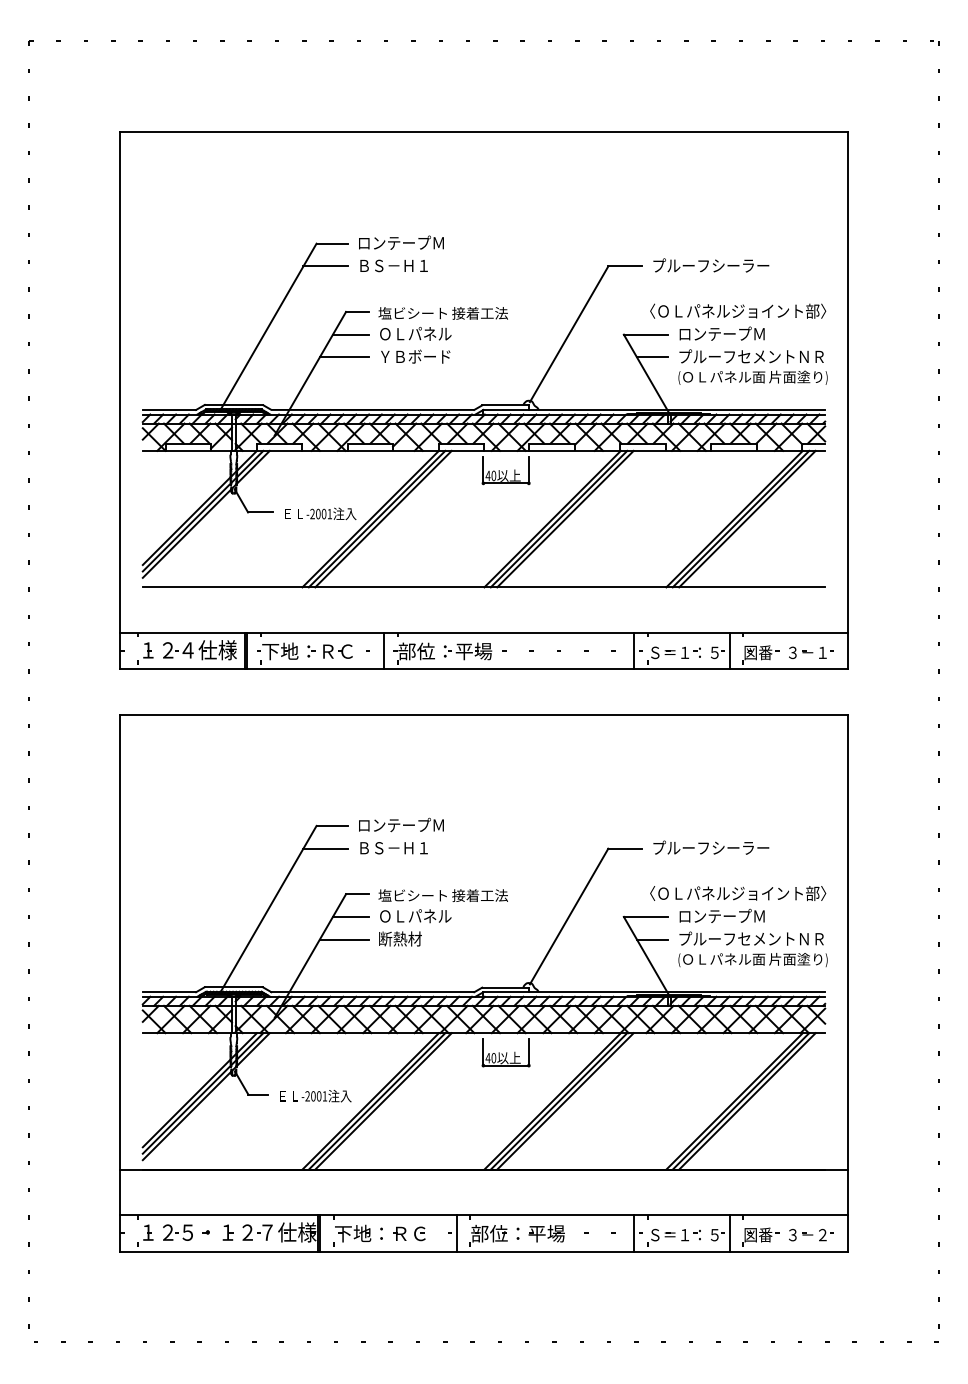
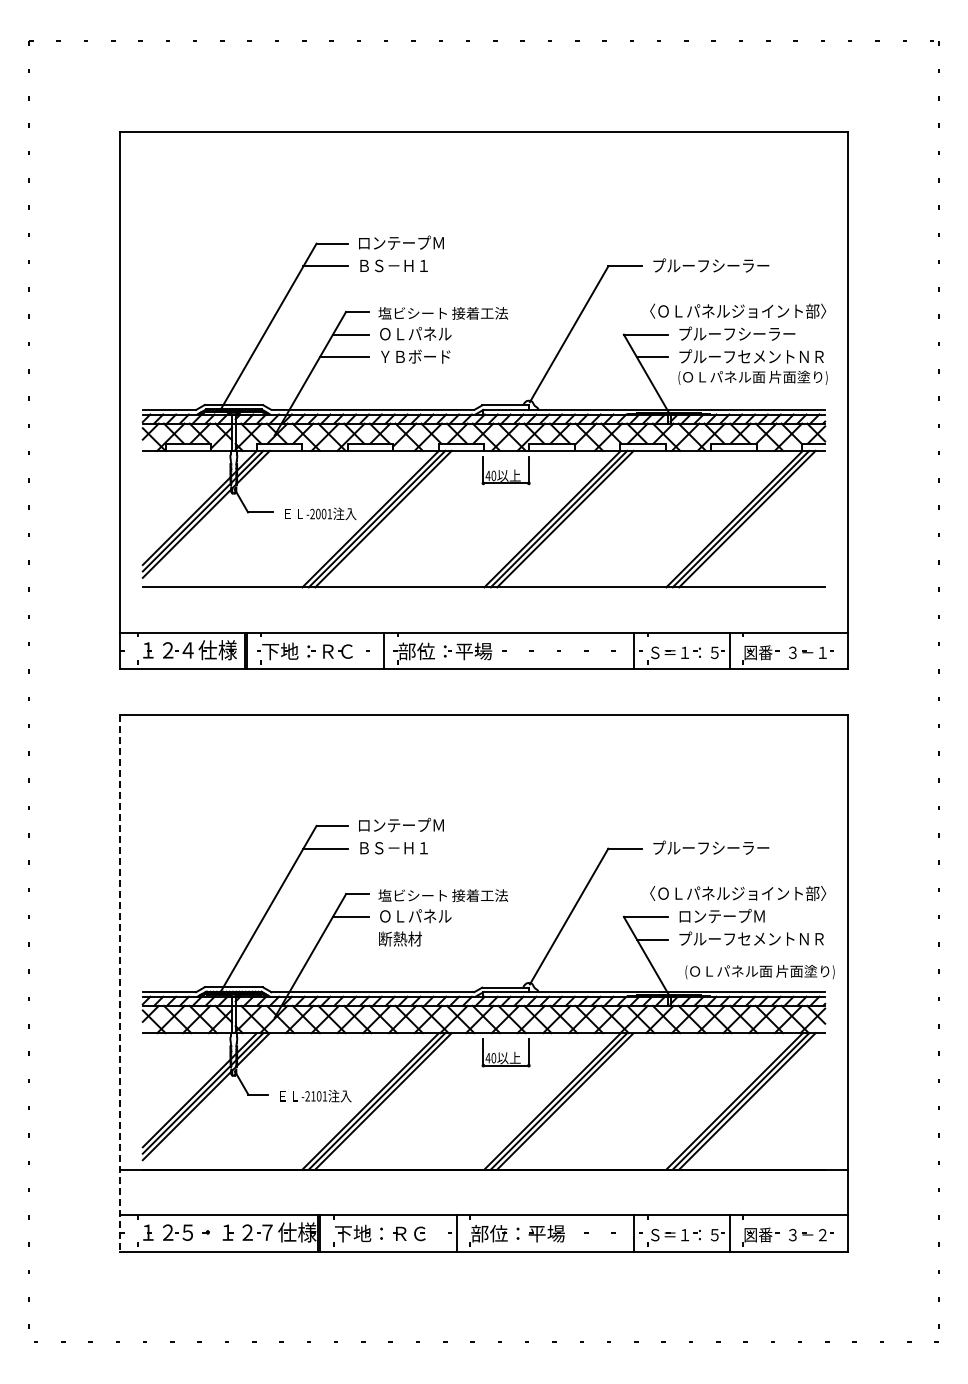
text: ロンテープＭ -> プルーフシーラー (737, 333)
line: present -> none (343, 939)
text position: (752, 960) -> (759, 972) (759, 972)
line: solid -> dashed (120, 983)
text: -2001 -> -2101 (313, 1096)
